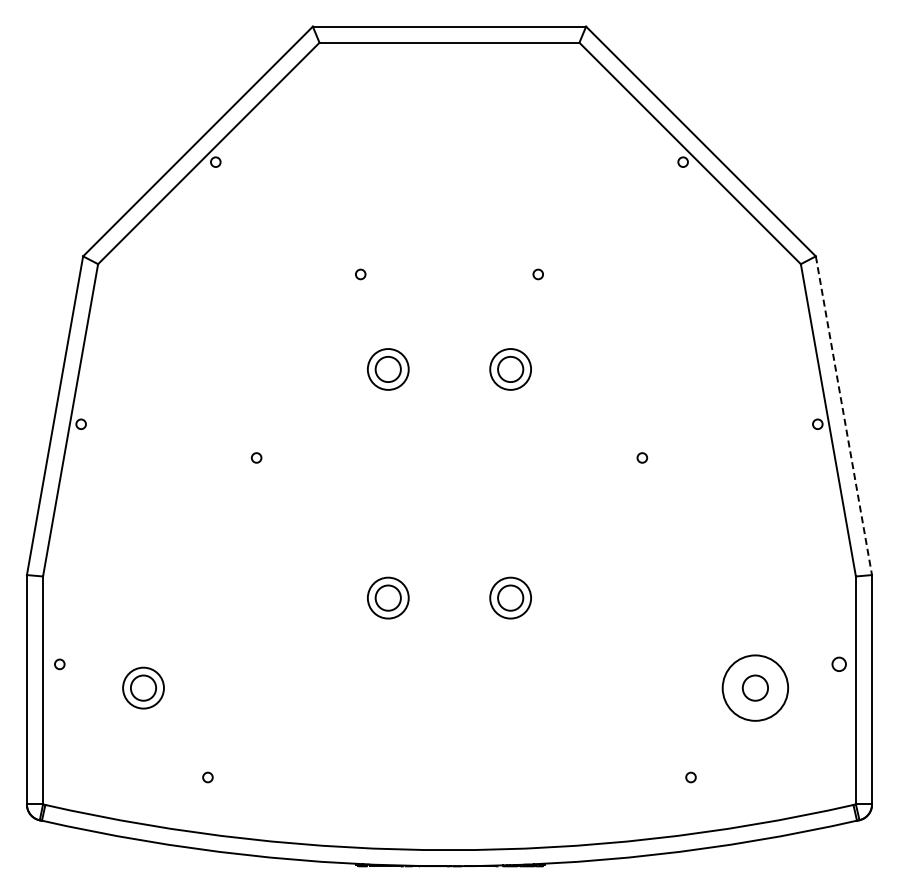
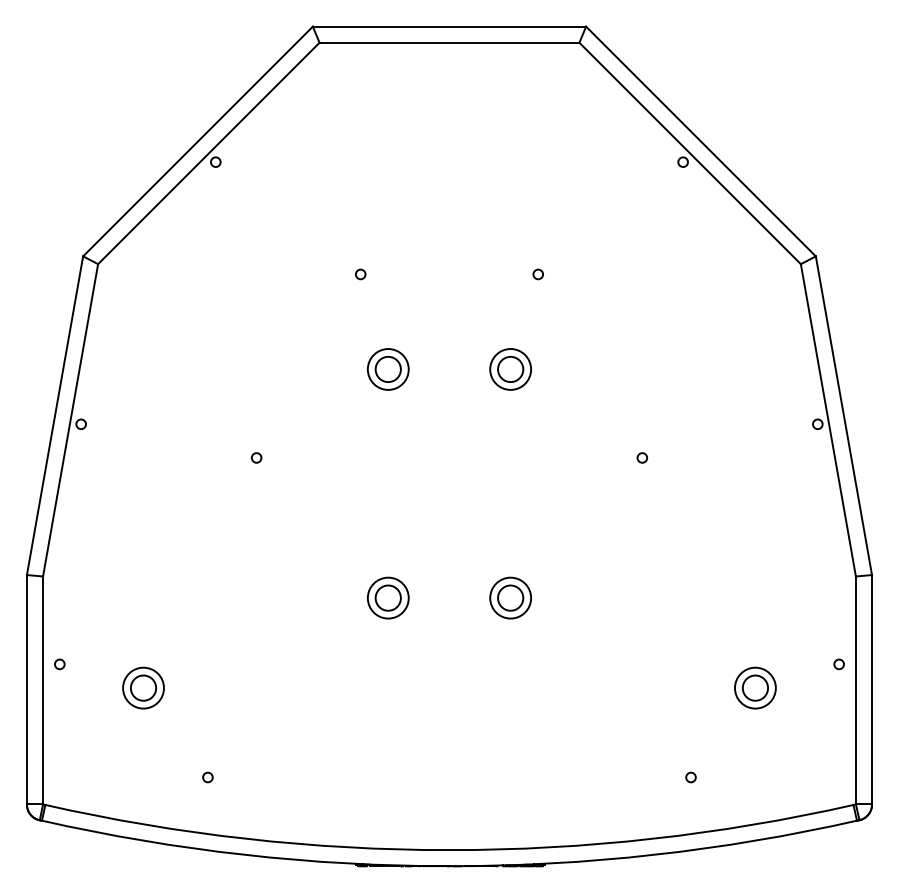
line: dashed -> solid (843, 415)
circle size: 16x16 px -> 12x13 px (838, 664)
circle diameter: 65 px -> 41 px (754, 687)
